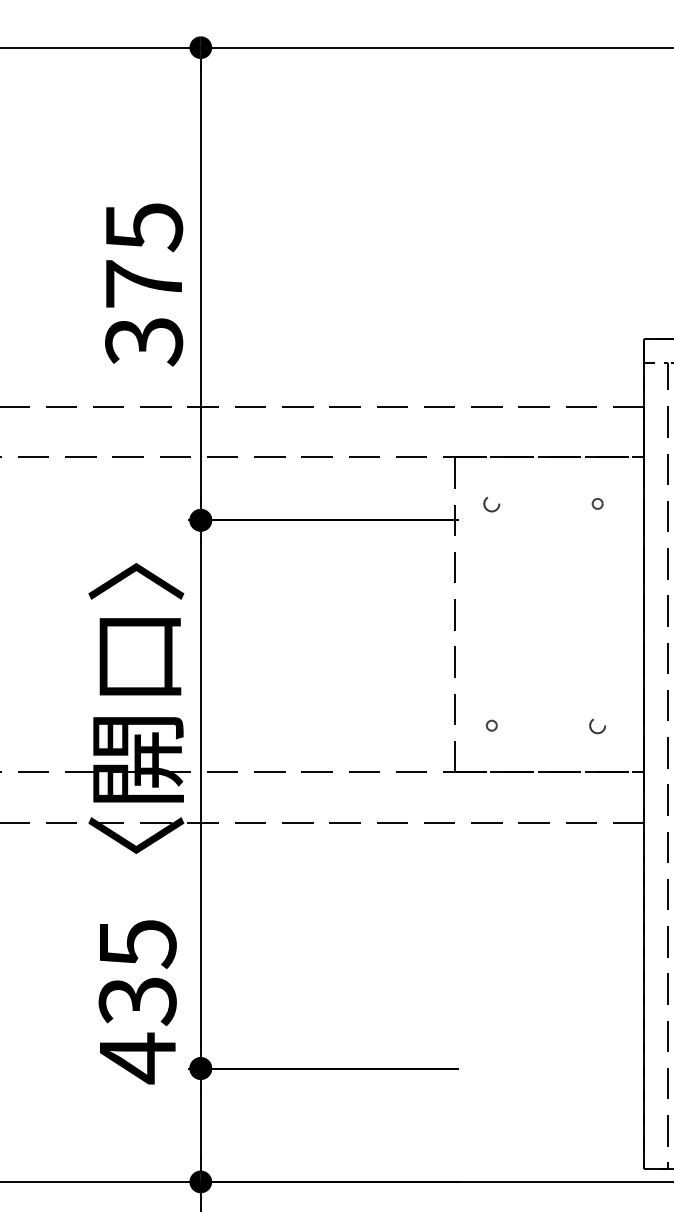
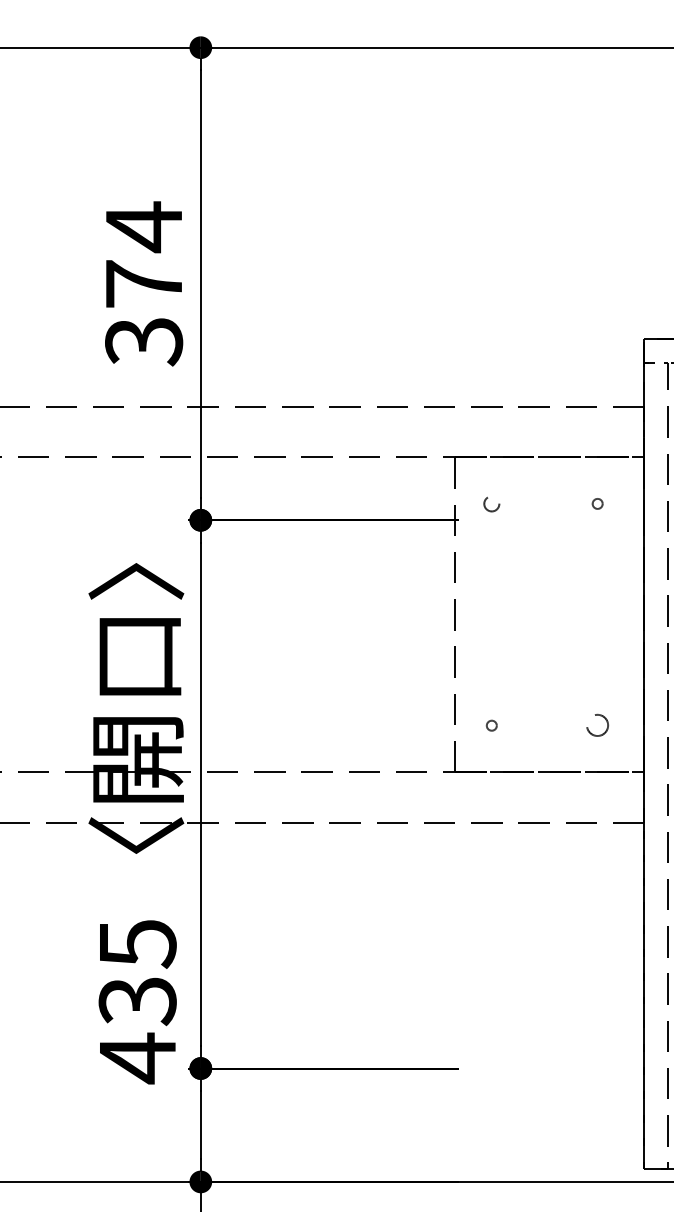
text: 375 -> 374 (144, 227)
circle size: 18x17 px -> 23x24 px (597, 724)
